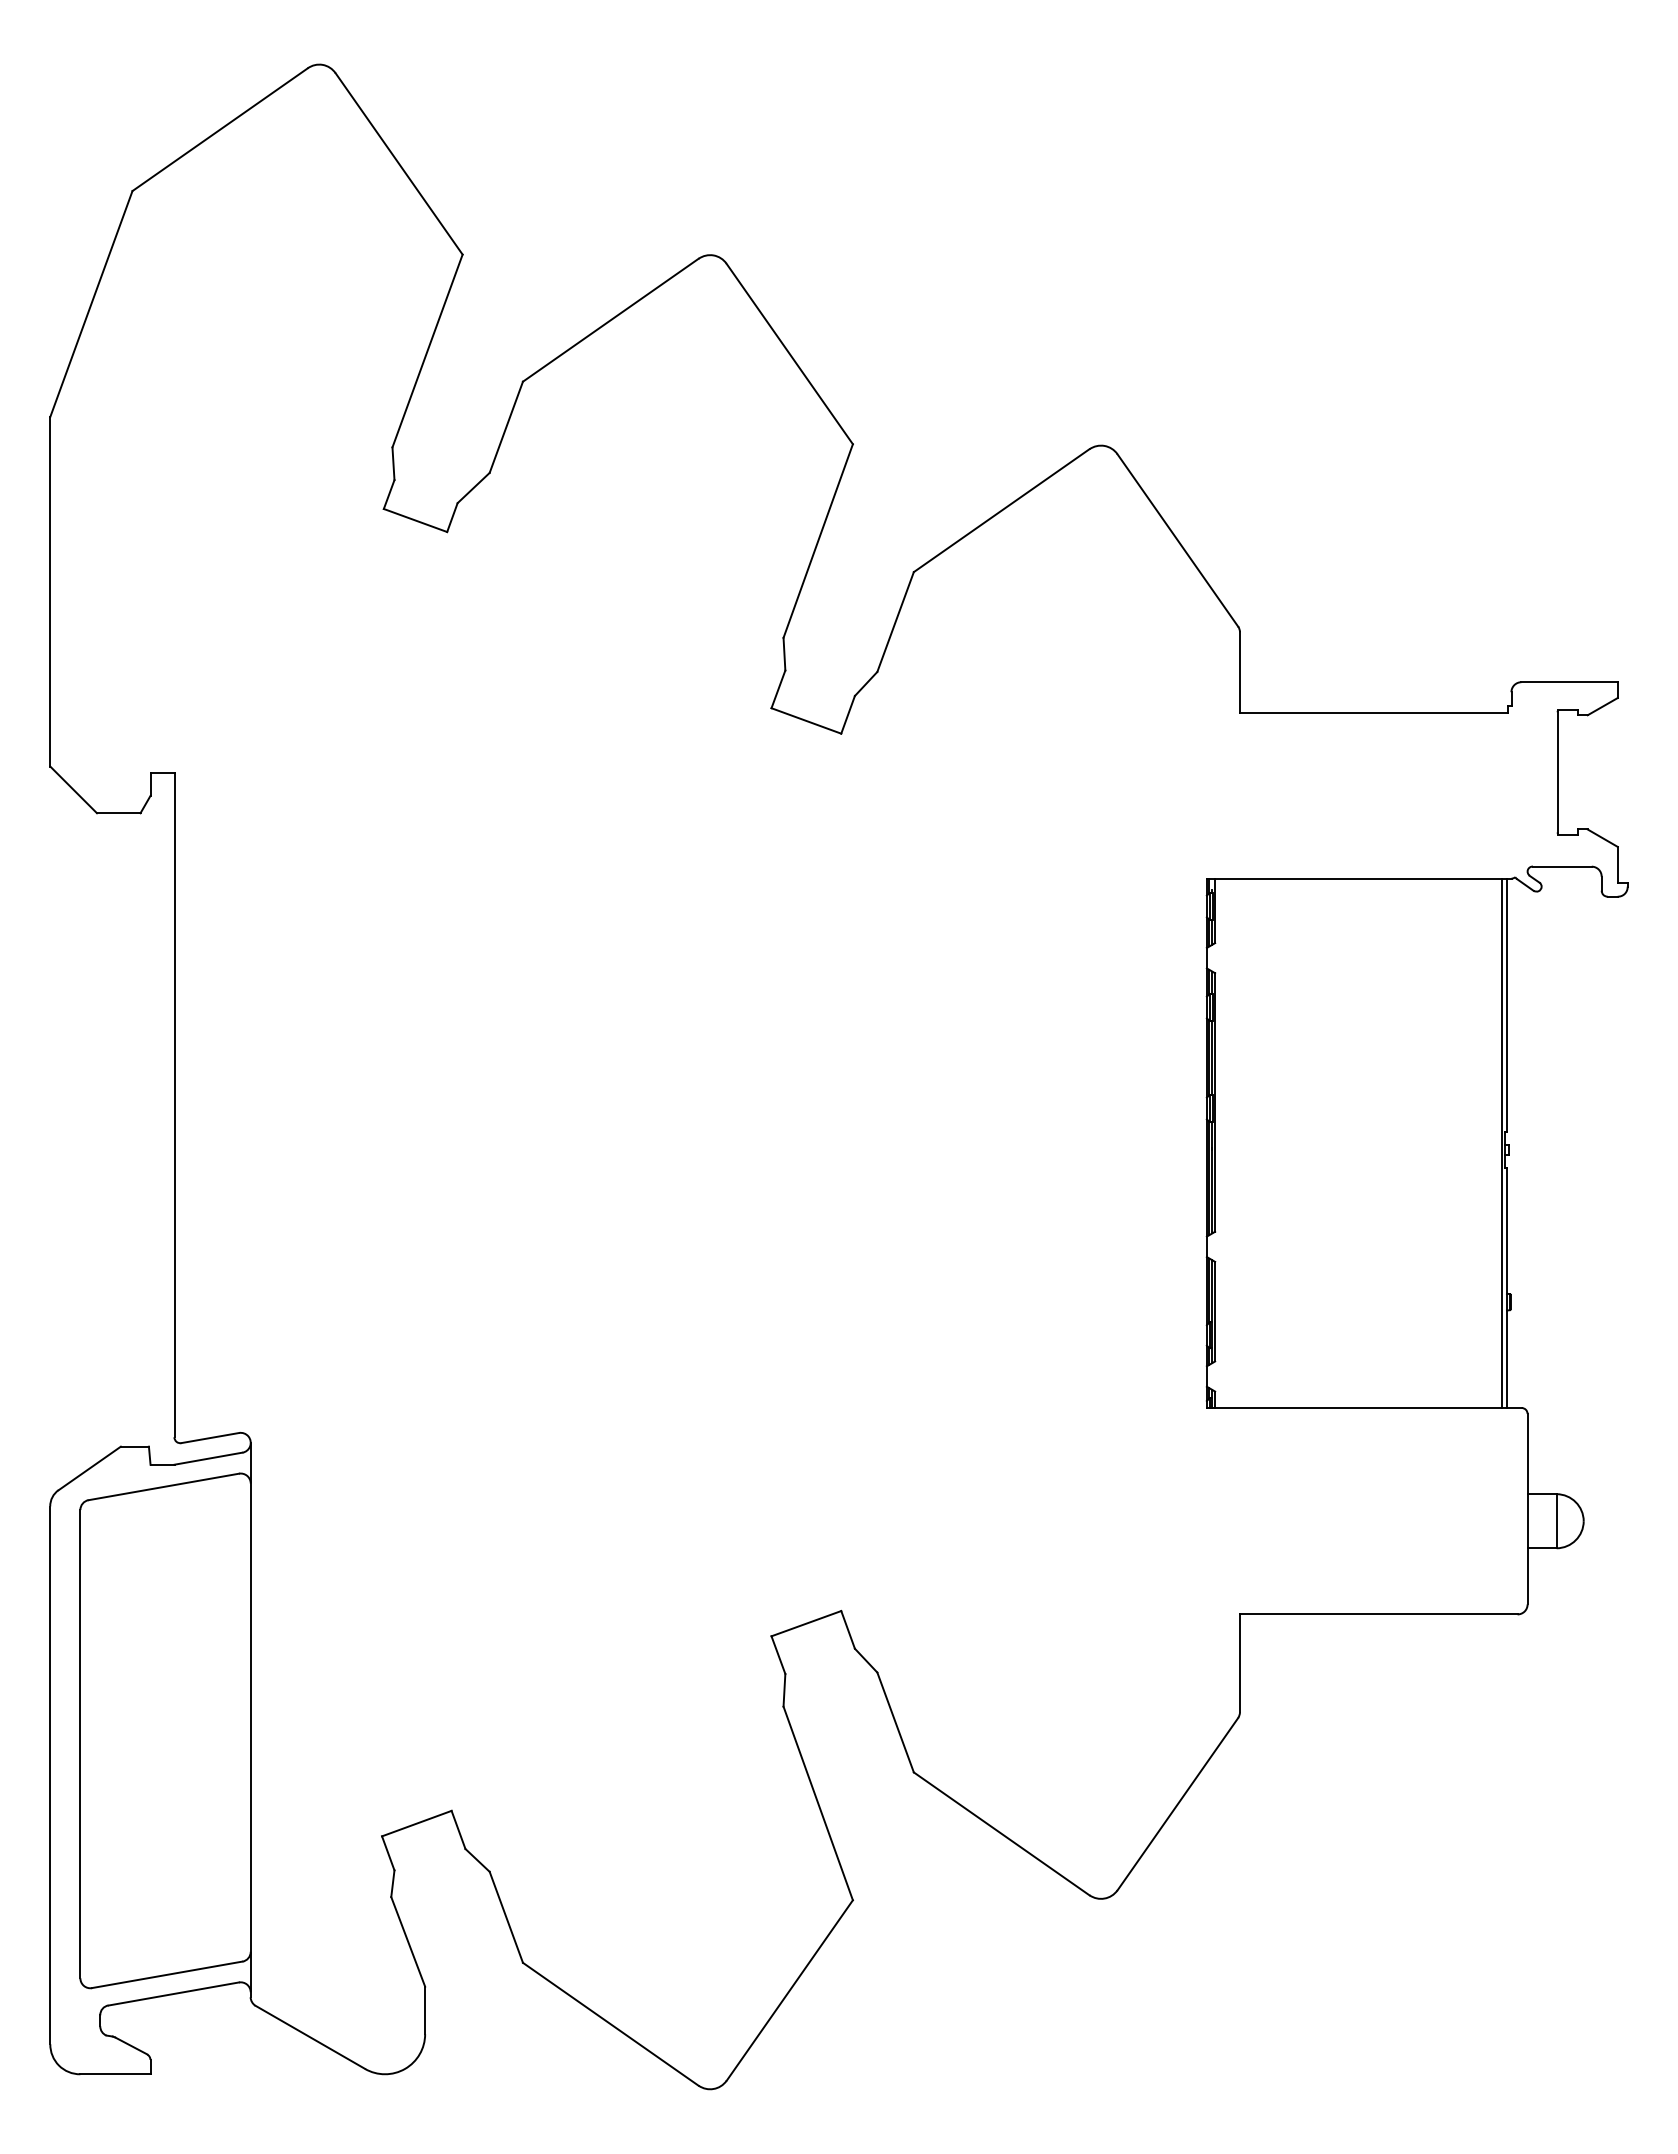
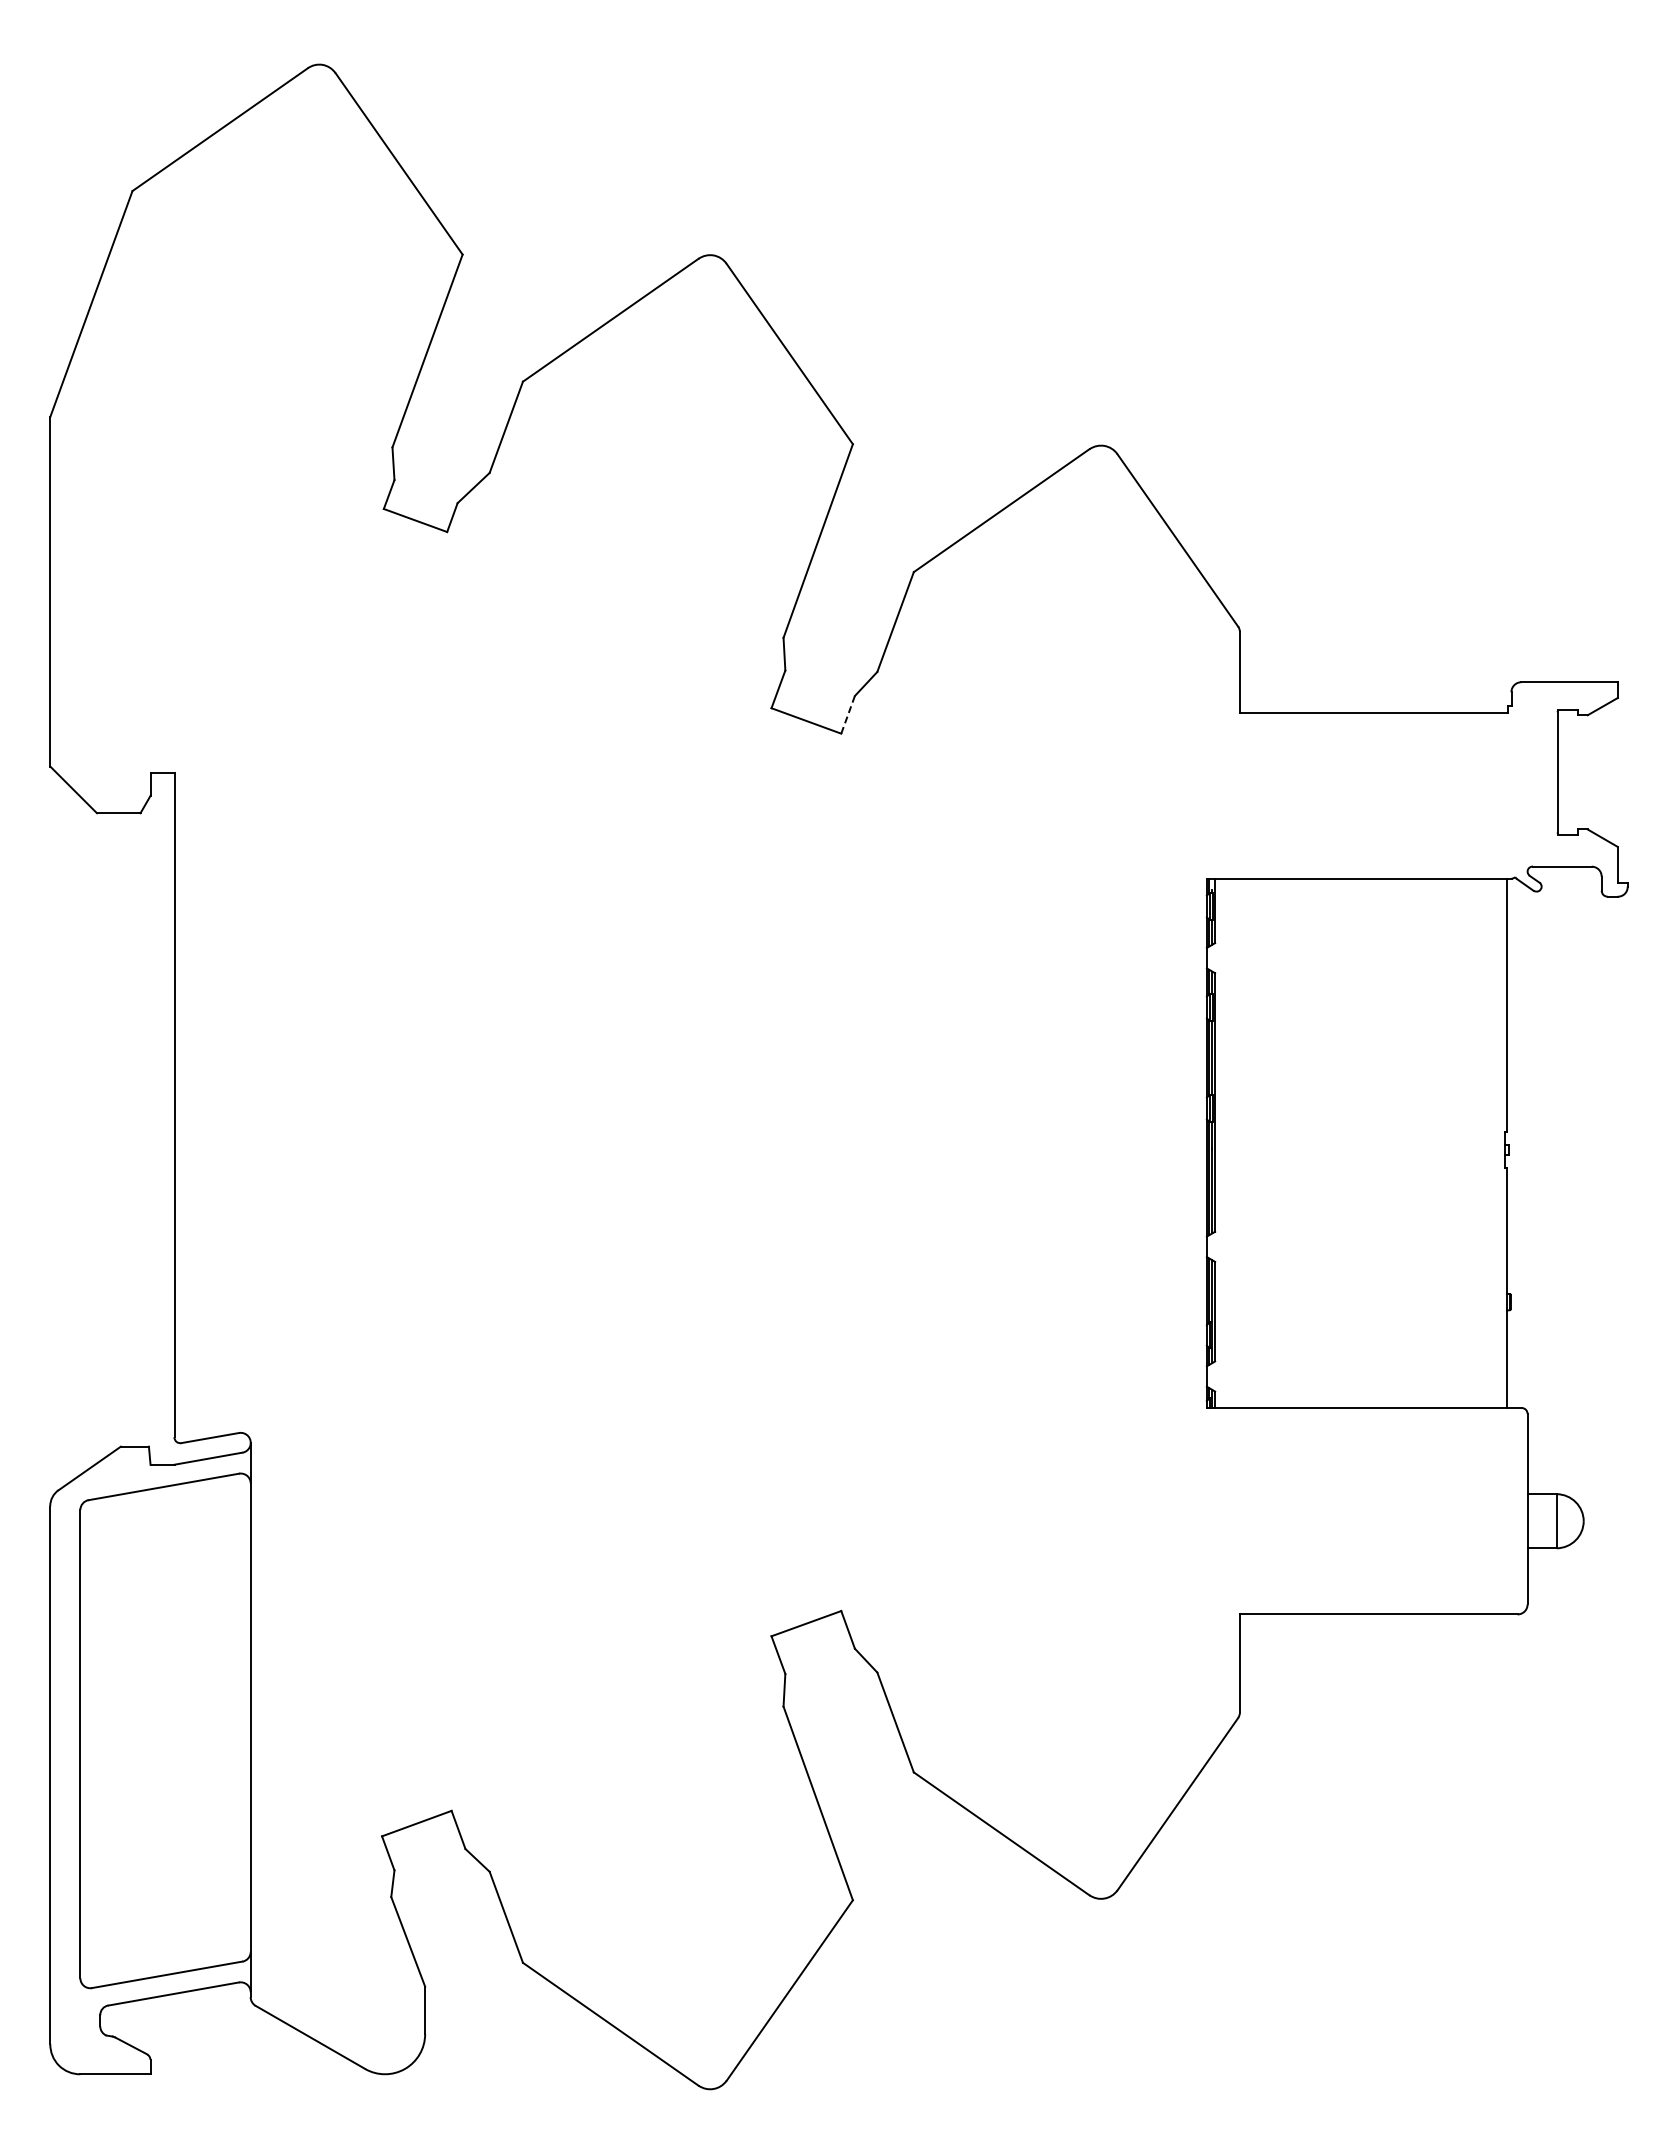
line: solid -> dashed (847, 715)
line: present -> none (1501, 1142)
